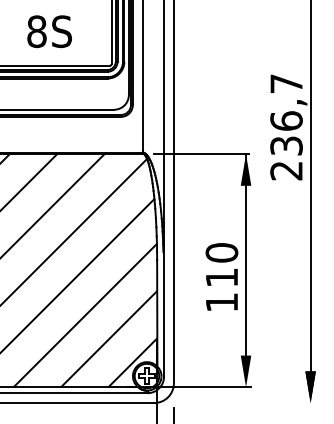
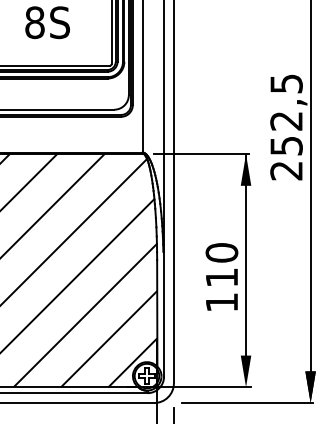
text position: (49, 31) -> (47, 22) (47, 22)
text: 236,7 -> 252,5 (286, 114)
line: none -> present (247, 403)
